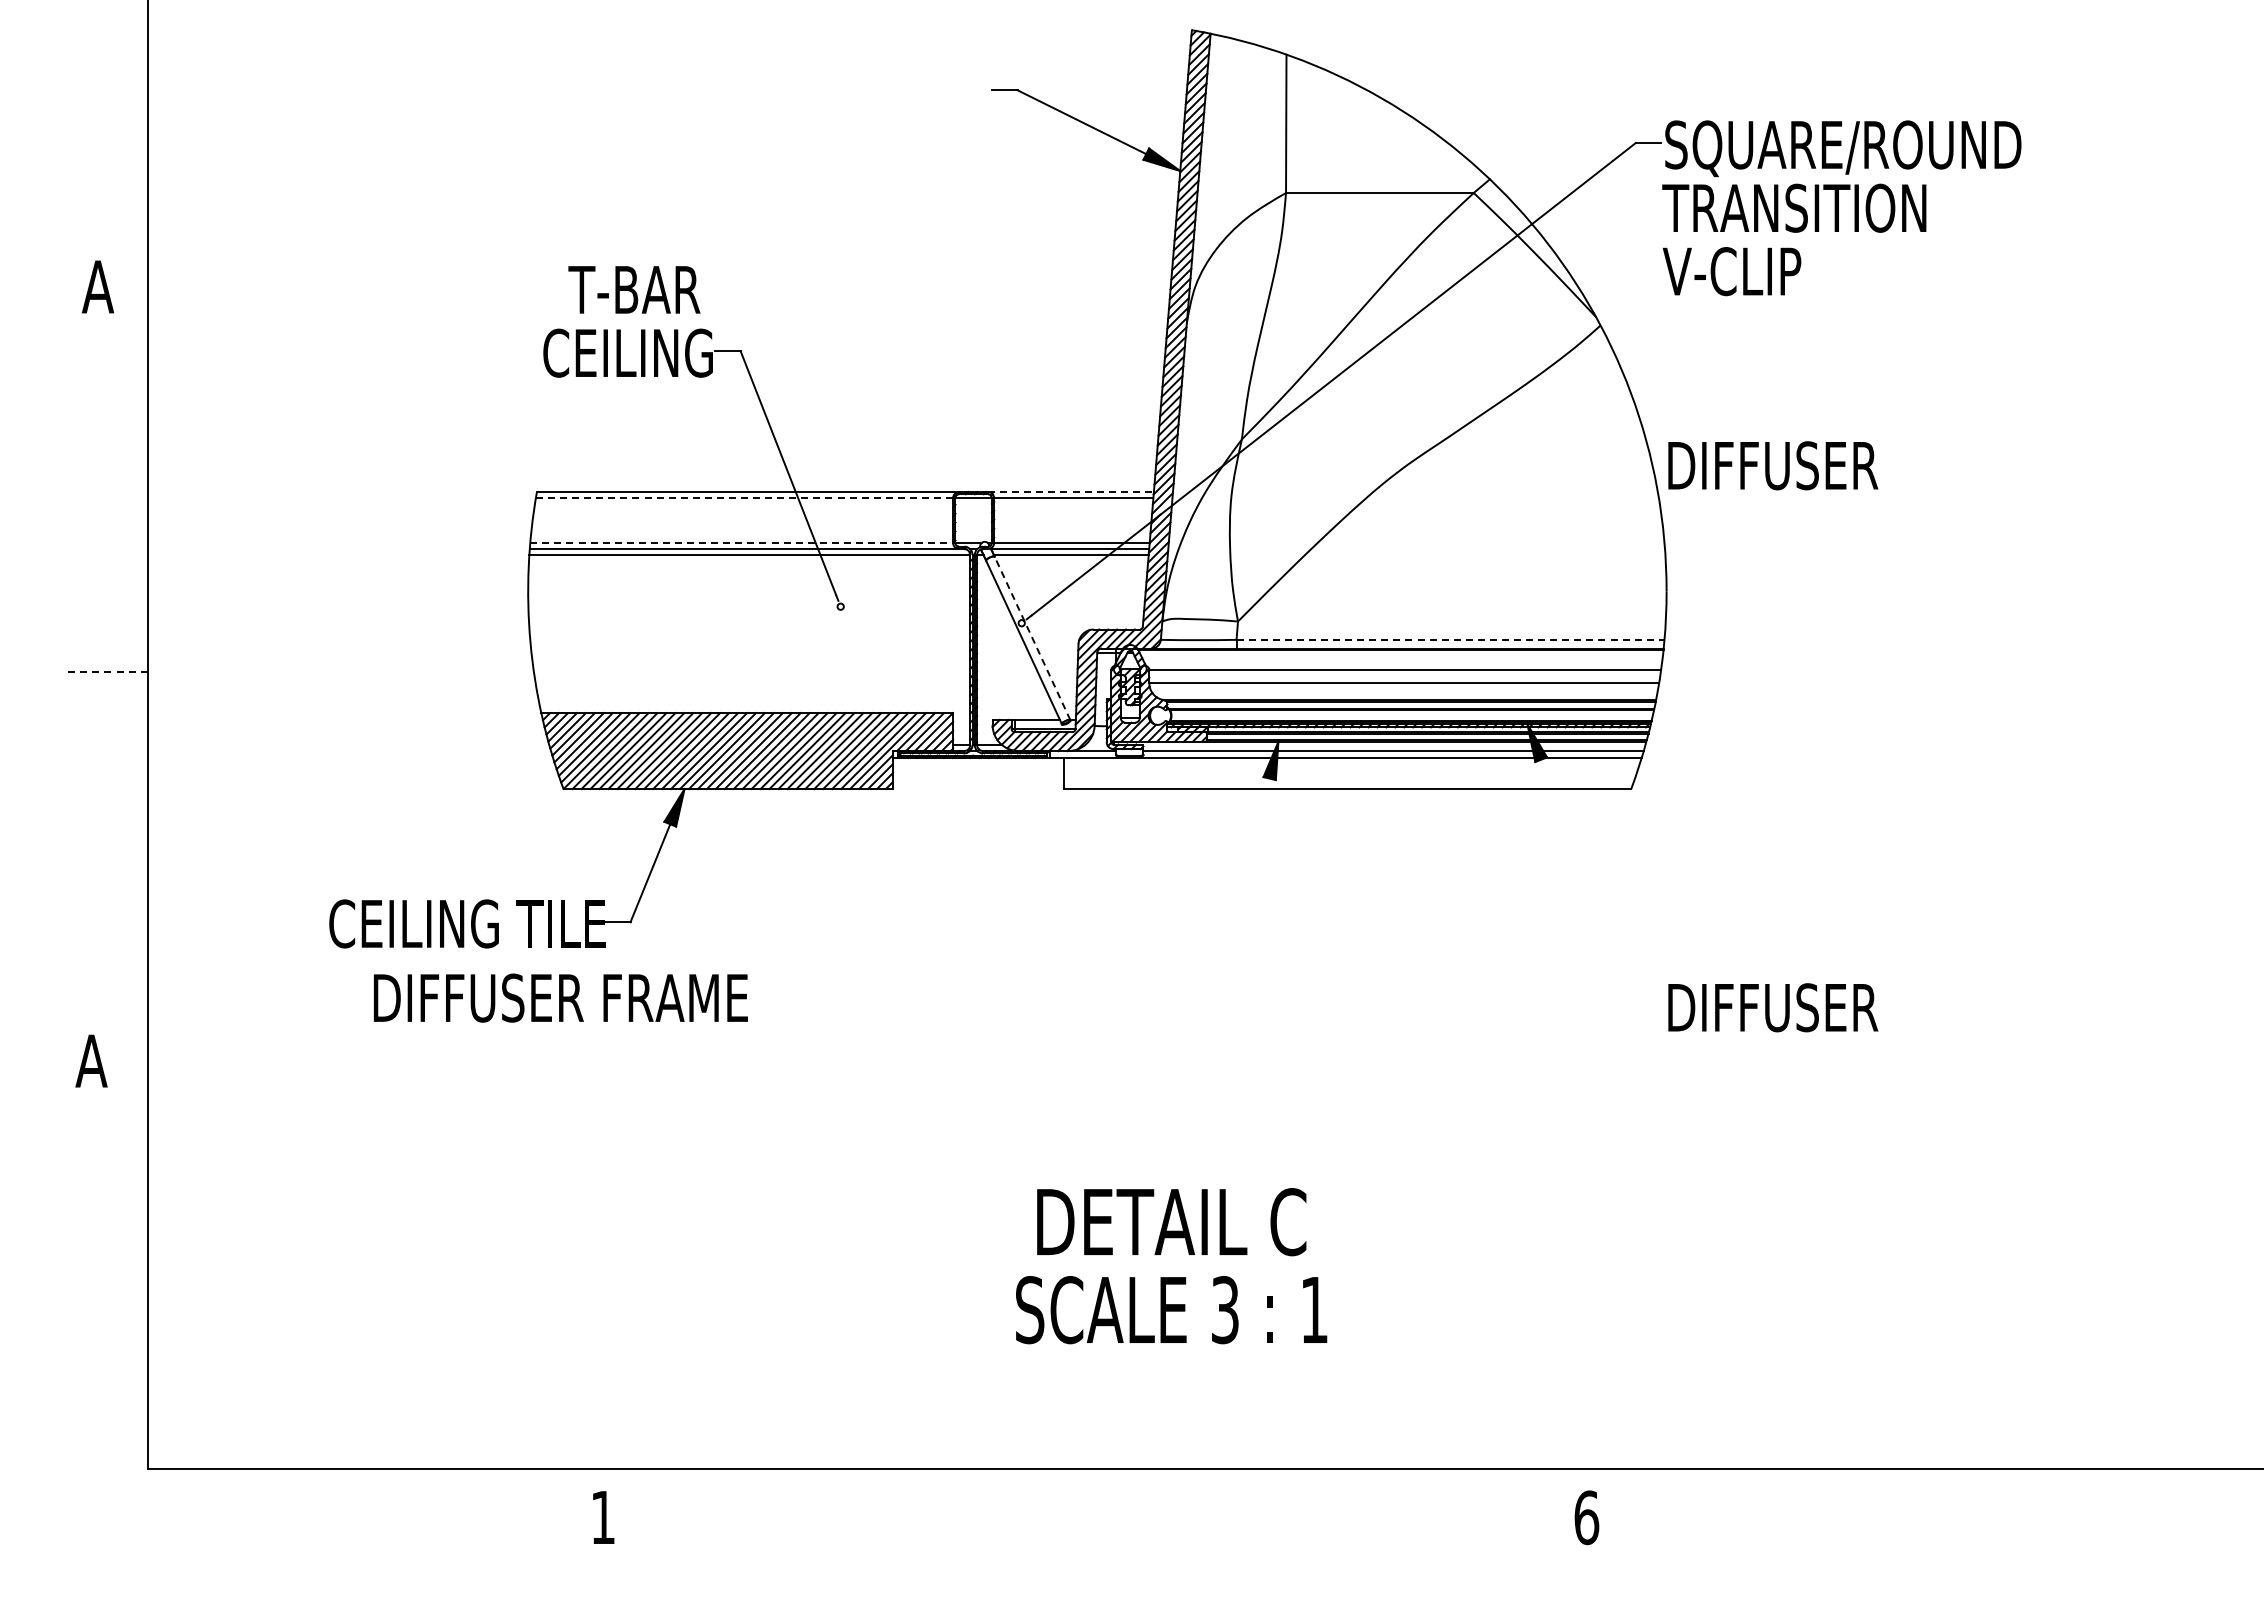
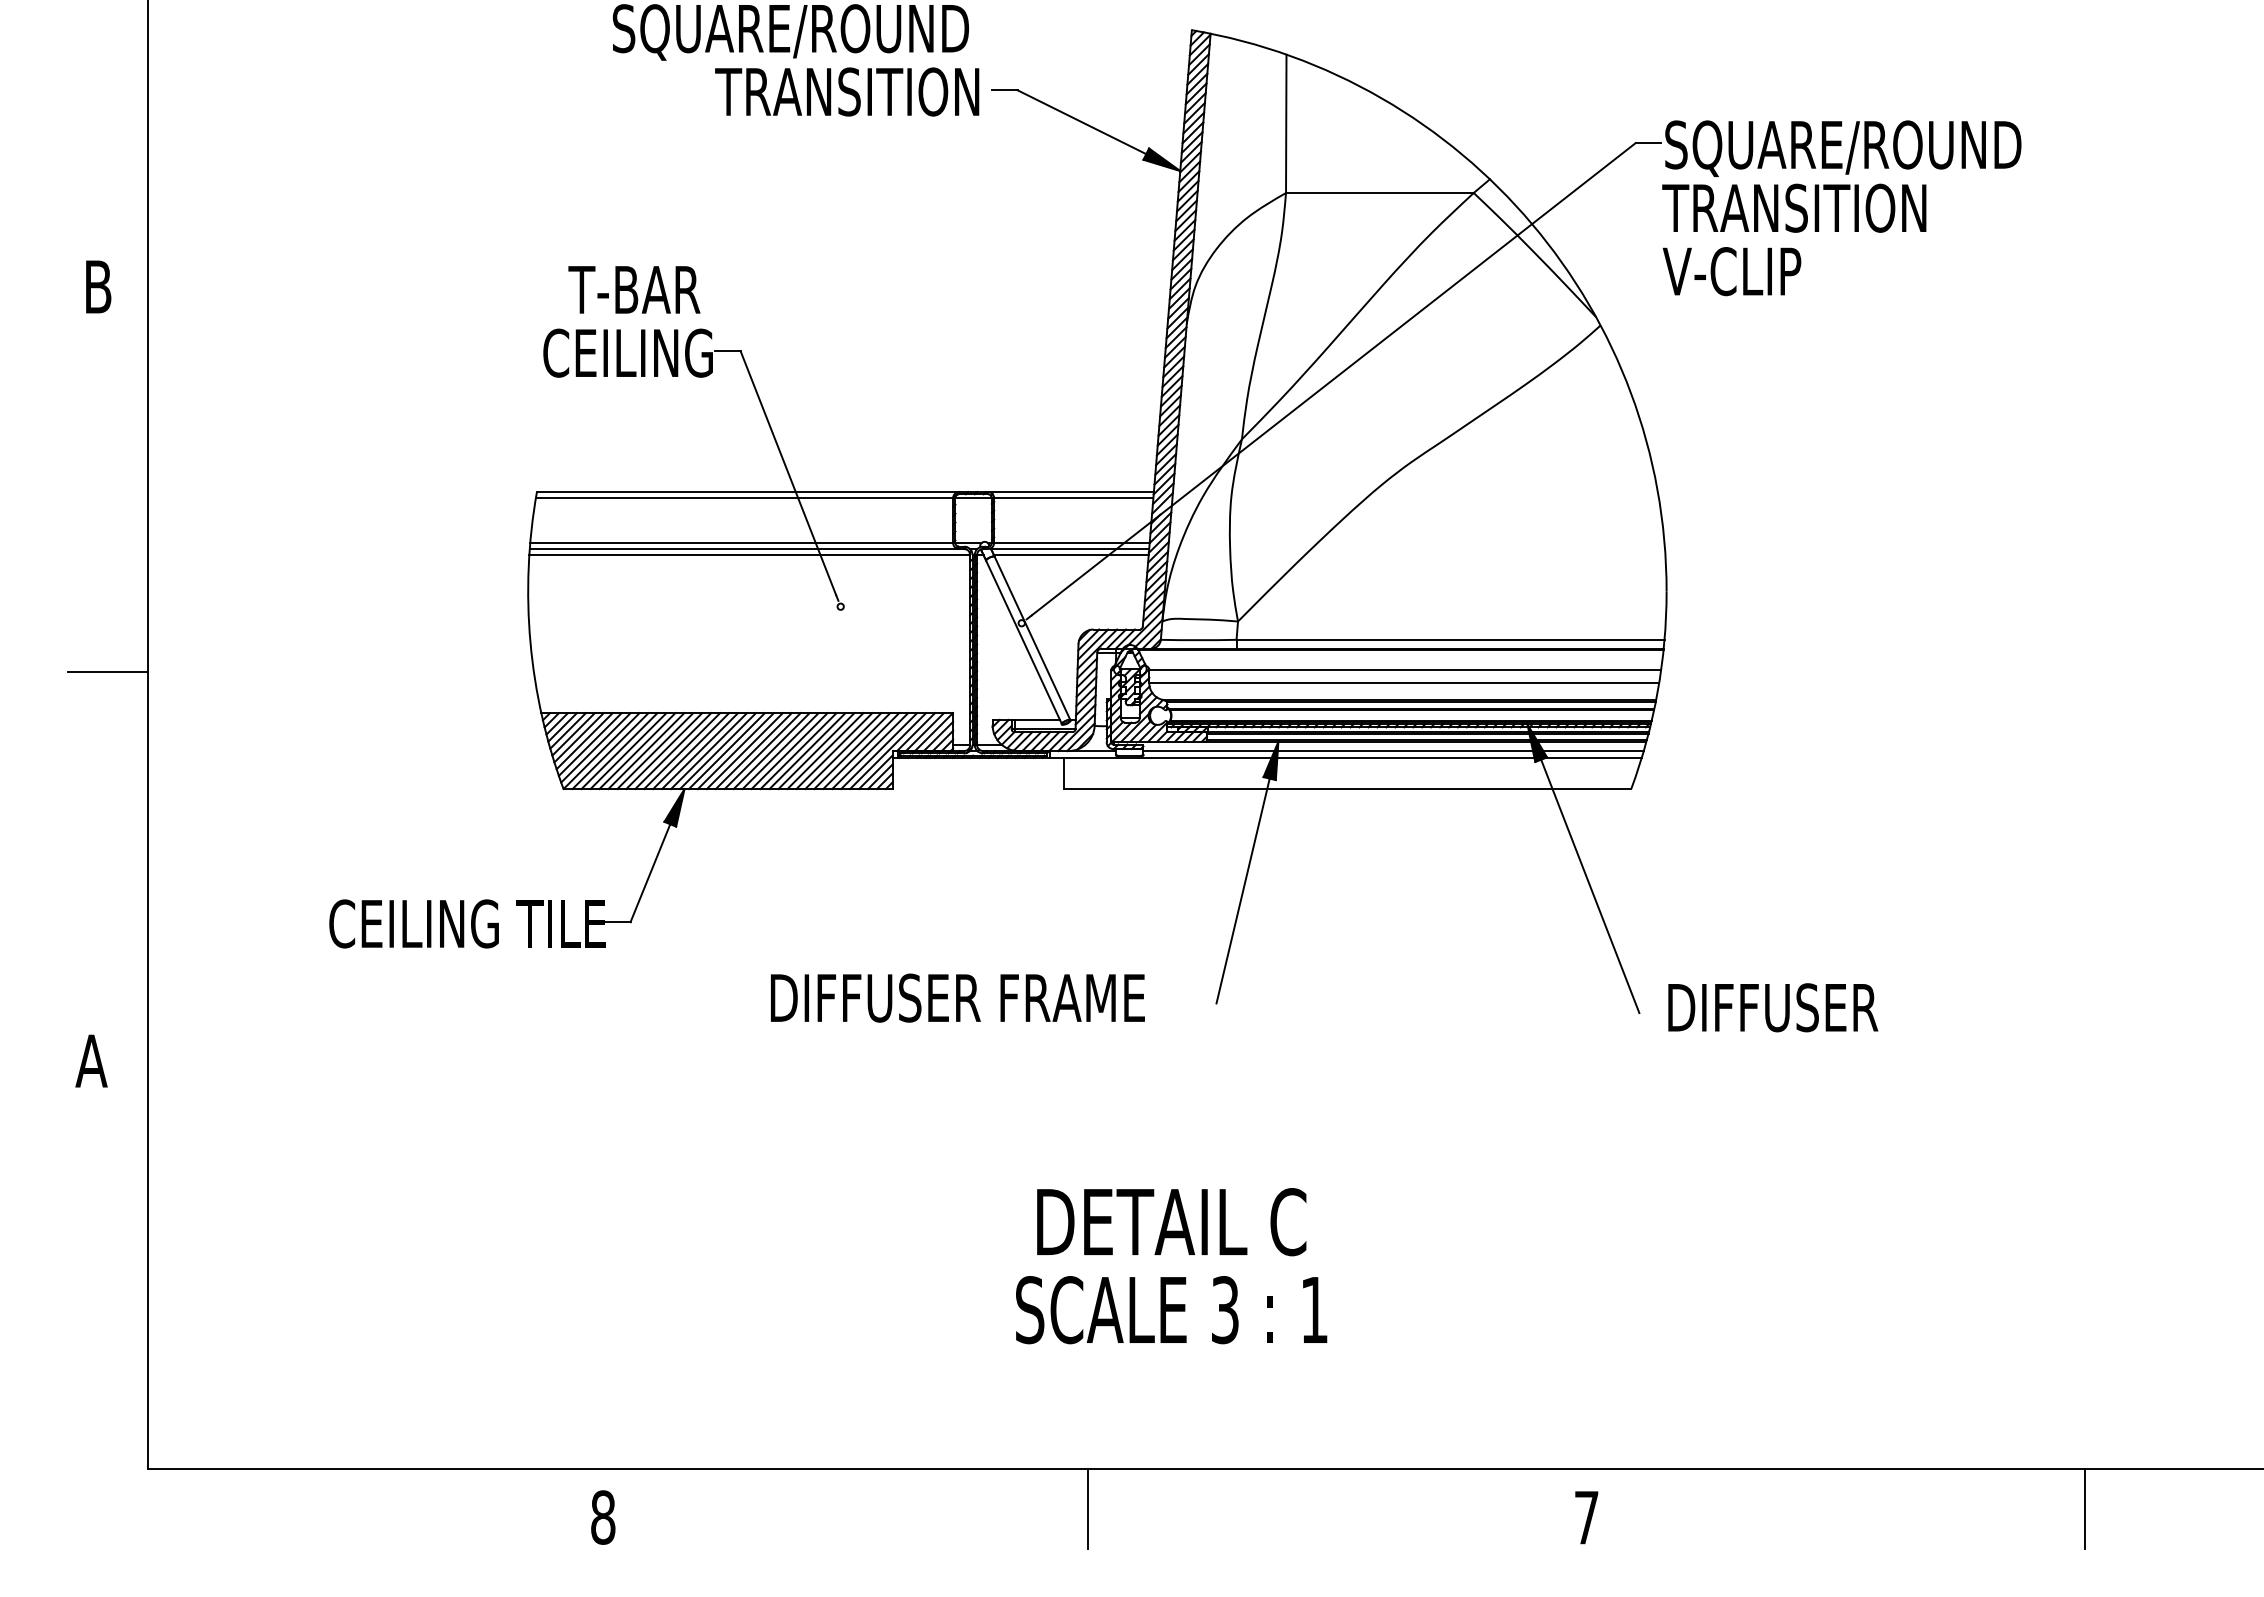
part: none -> present (795, 60)
text: A -> B (98, 286)
part: present -> none (1773, 465)
line: dashed -> solid (1070, 492)
line: dashed -> solid (744, 498)
line: dashed -> solid (742, 542)
line: dashed -> solid (1032, 637)
line: dashed -> solid (1450, 639)
line: dashed -> solid (107, 671)
line: none -> present (1590, 886)
line: none -> present (1242, 890)
part position: (560, 997) -> (957, 997) (957, 997)
line: none -> present (1087, 1509)
line: none -> present (2084, 1509)
text: 1 -> 8 (603, 1517)
text: 6 -> 7 (1586, 1517)
